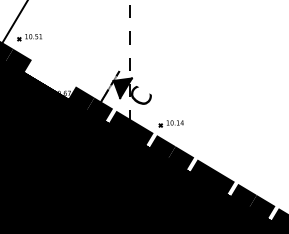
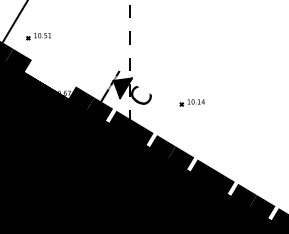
part position: (29, 37) -> (38, 36) (38, 36)
part position: (170, 123) -> (191, 102) (191, 102)
